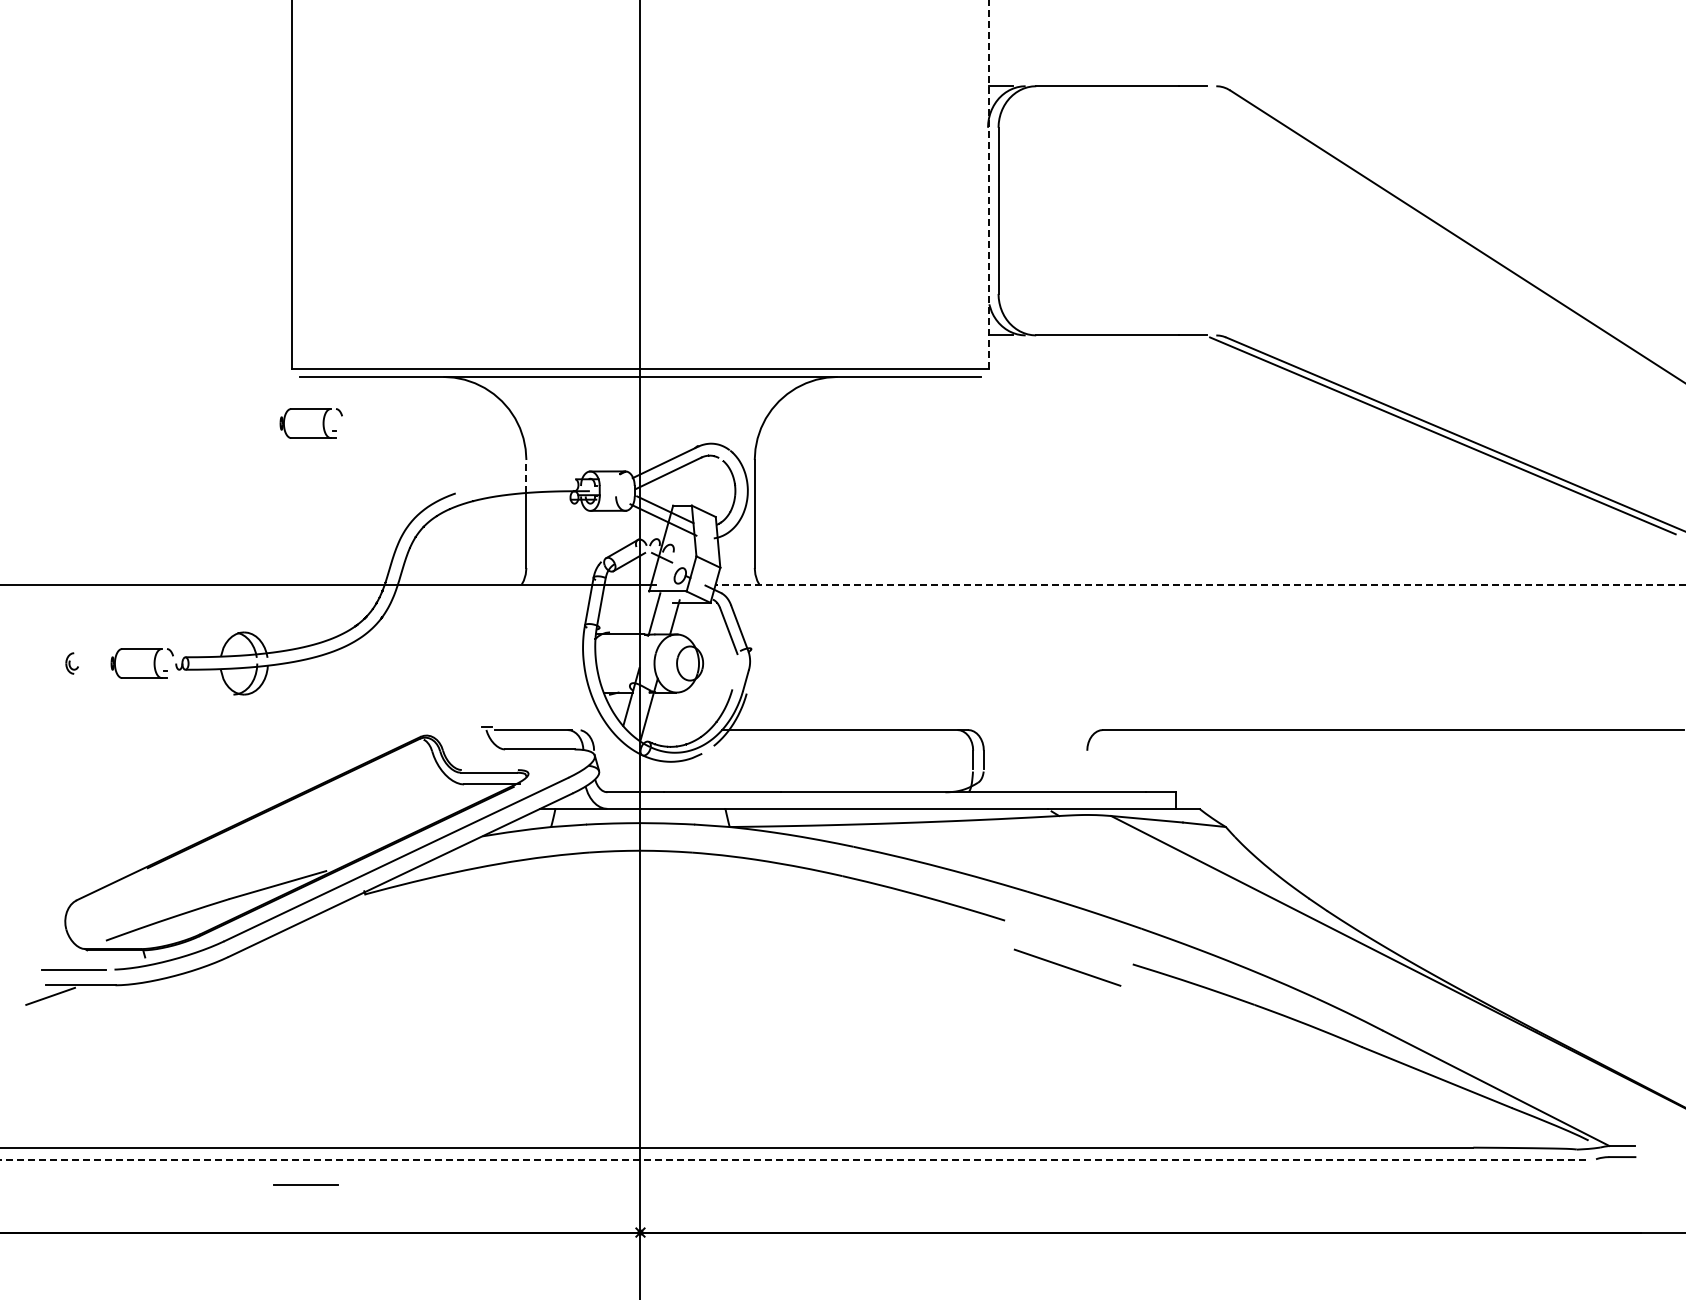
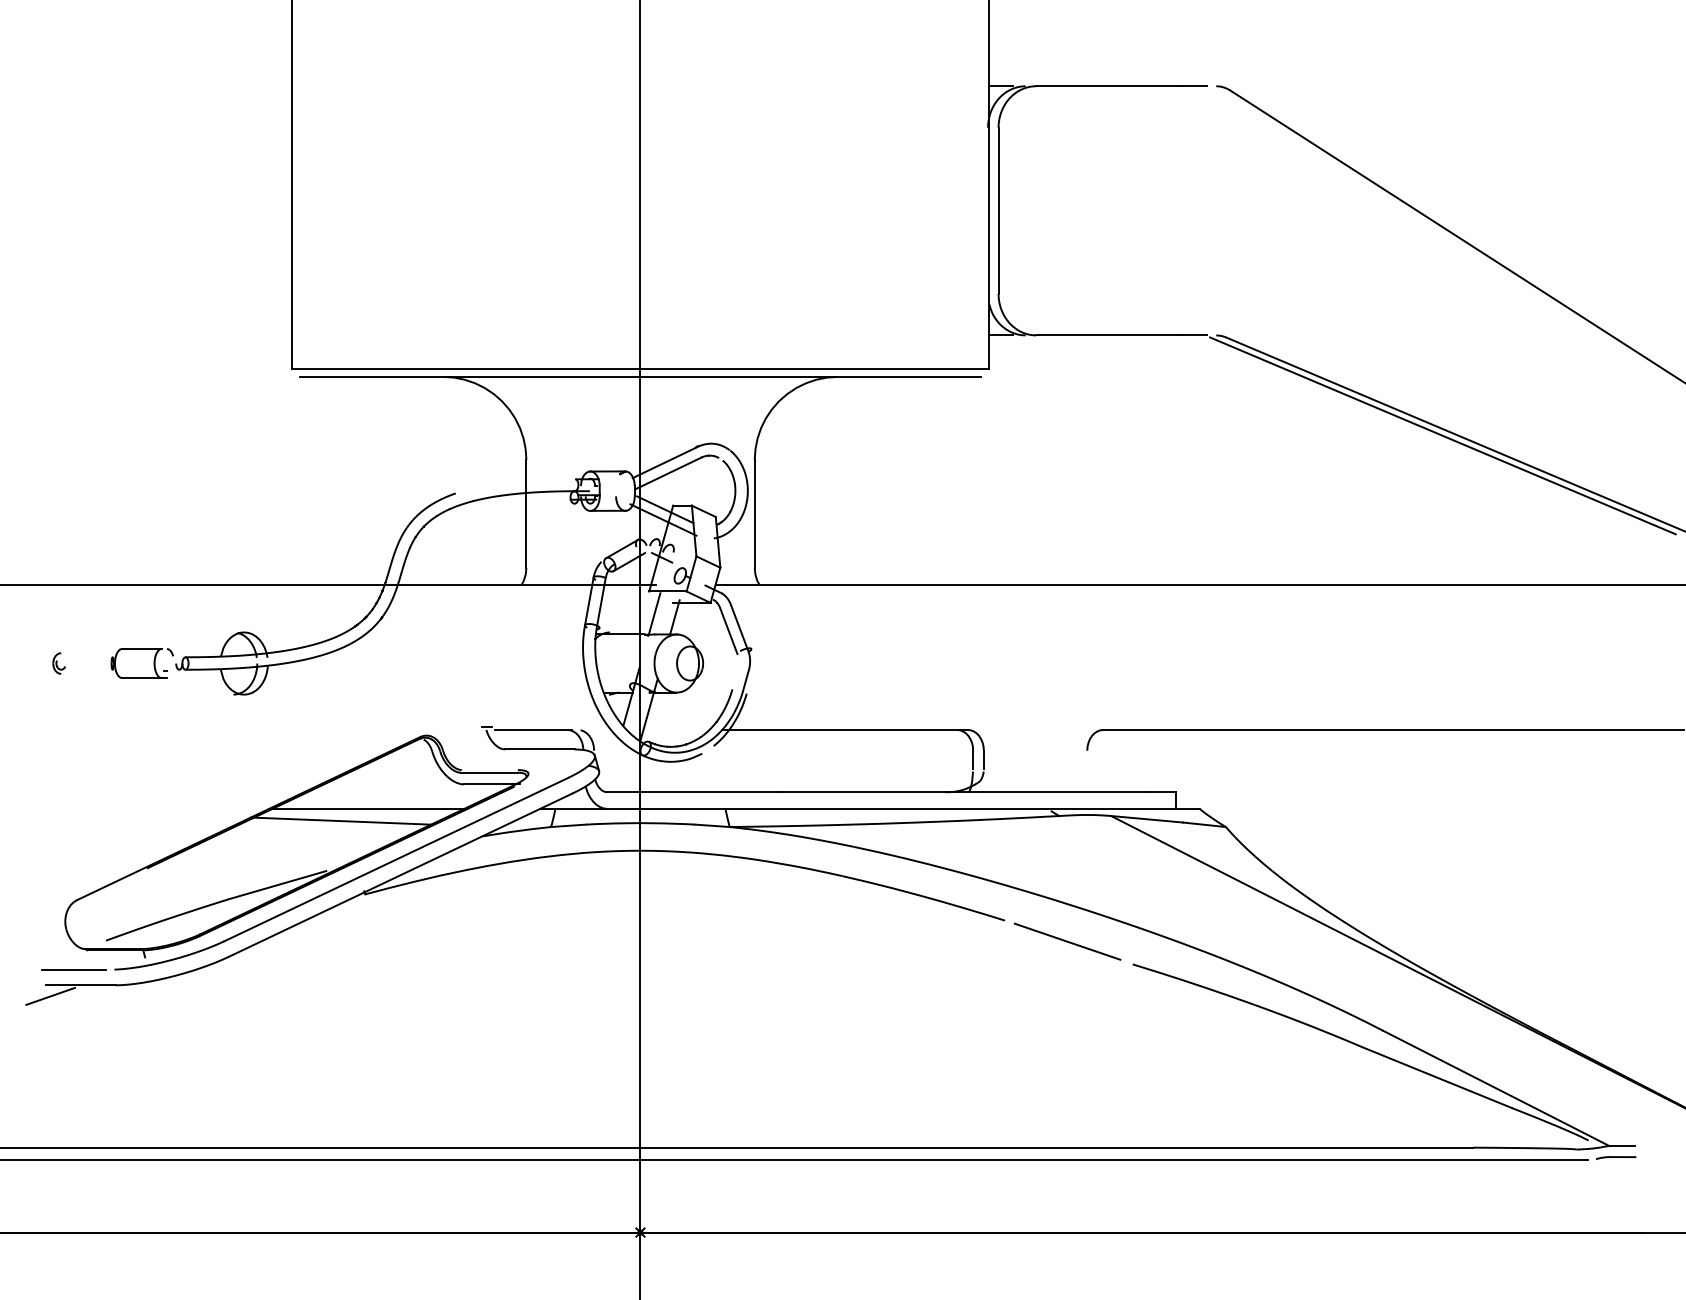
line: dashed -> solid (989, 184)
part: present -> none (310, 423)
line: dashed -> solid (526, 475)
line: dashed -> solid (1200, 584)
part position: (71, 663) -> (58, 663) (58, 663)
line: none -> present (366, 808)
line: none -> present (340, 820)
line position: (1067, 967) -> (1067, 941) (1067, 941)
line: dashed -> solid (794, 1159)
line: present -> none (305, 1184)
